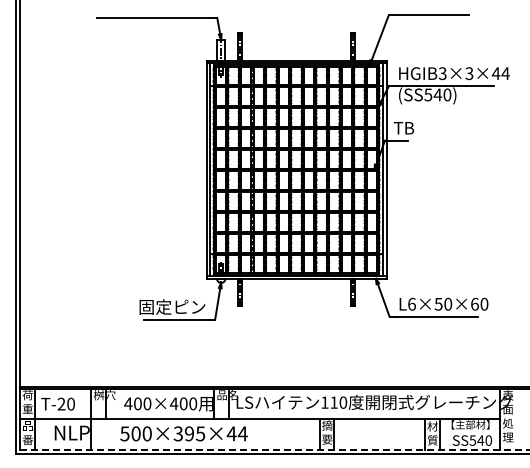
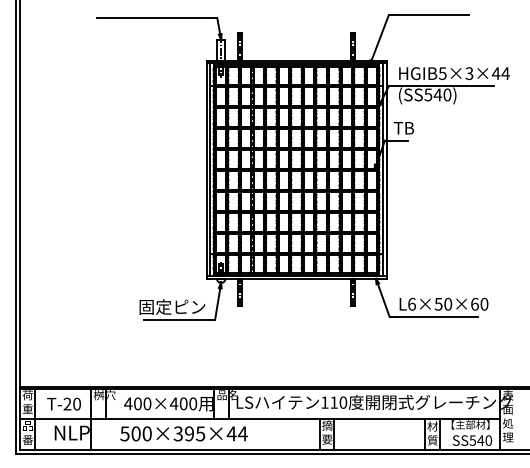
text: HGIB3×3×44 -> HGIB5×3×44 (442, 73)
text position: (57, 403) -> (63, 403) (63, 403)
line: dashed -> solid (274, 449)
